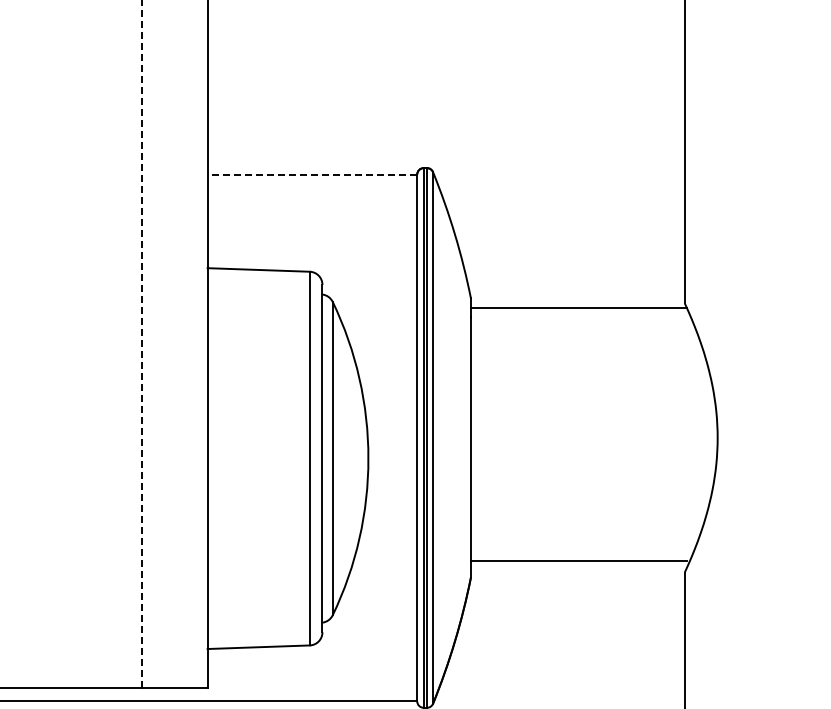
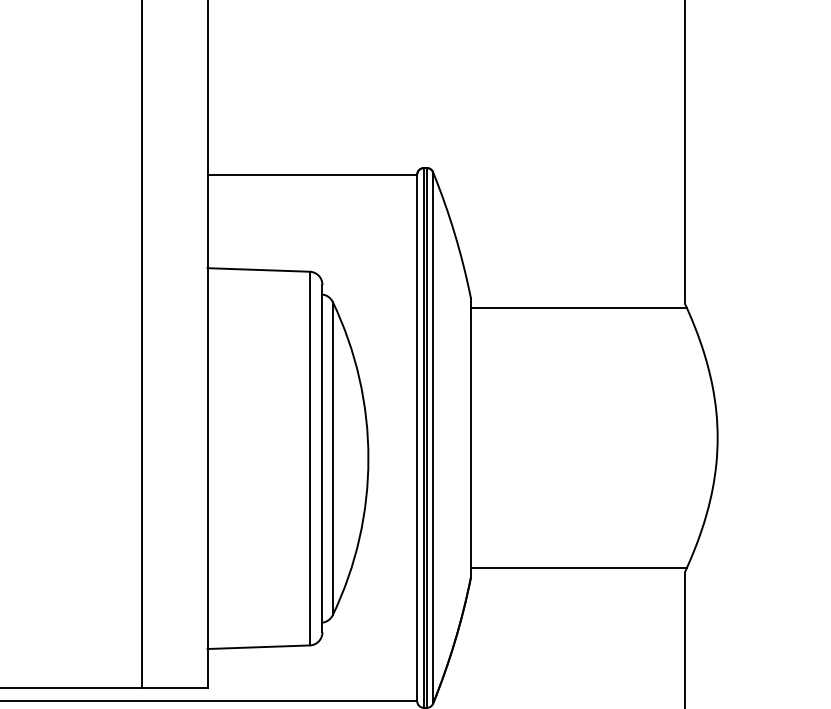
line: dashed -> solid (312, 175)
line: dashed -> solid (141, 344)
line position: (578, 560) -> (578, 567) (578, 567)
